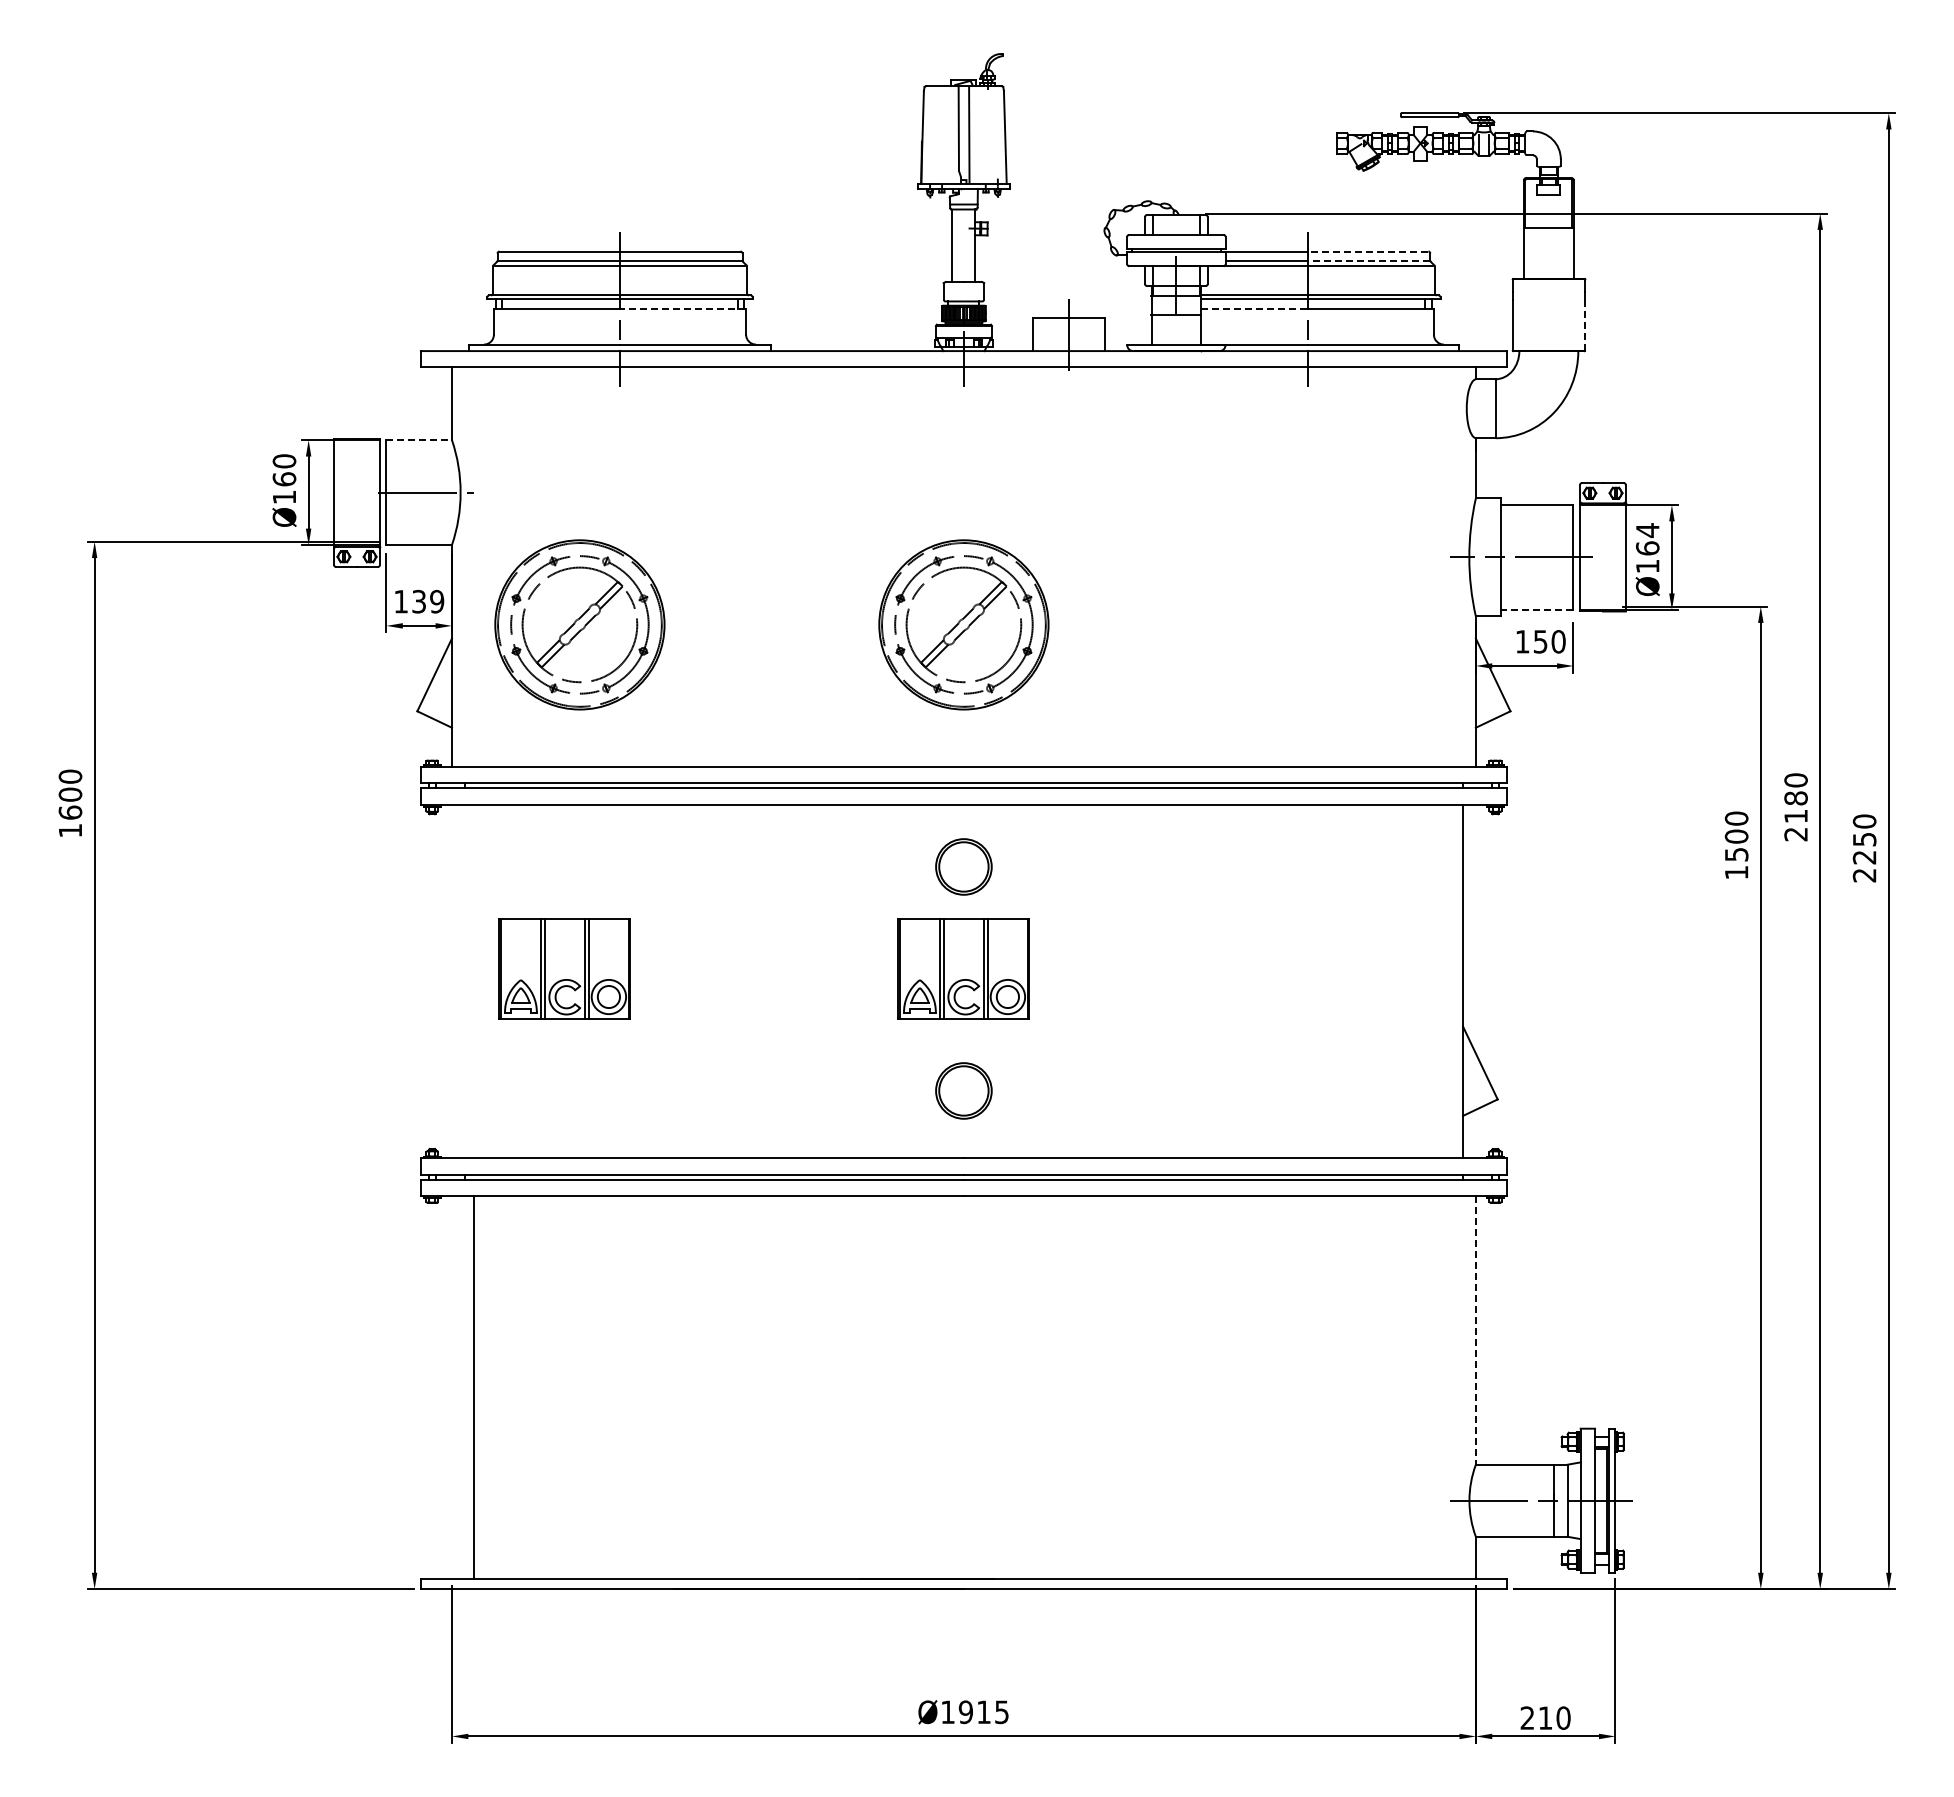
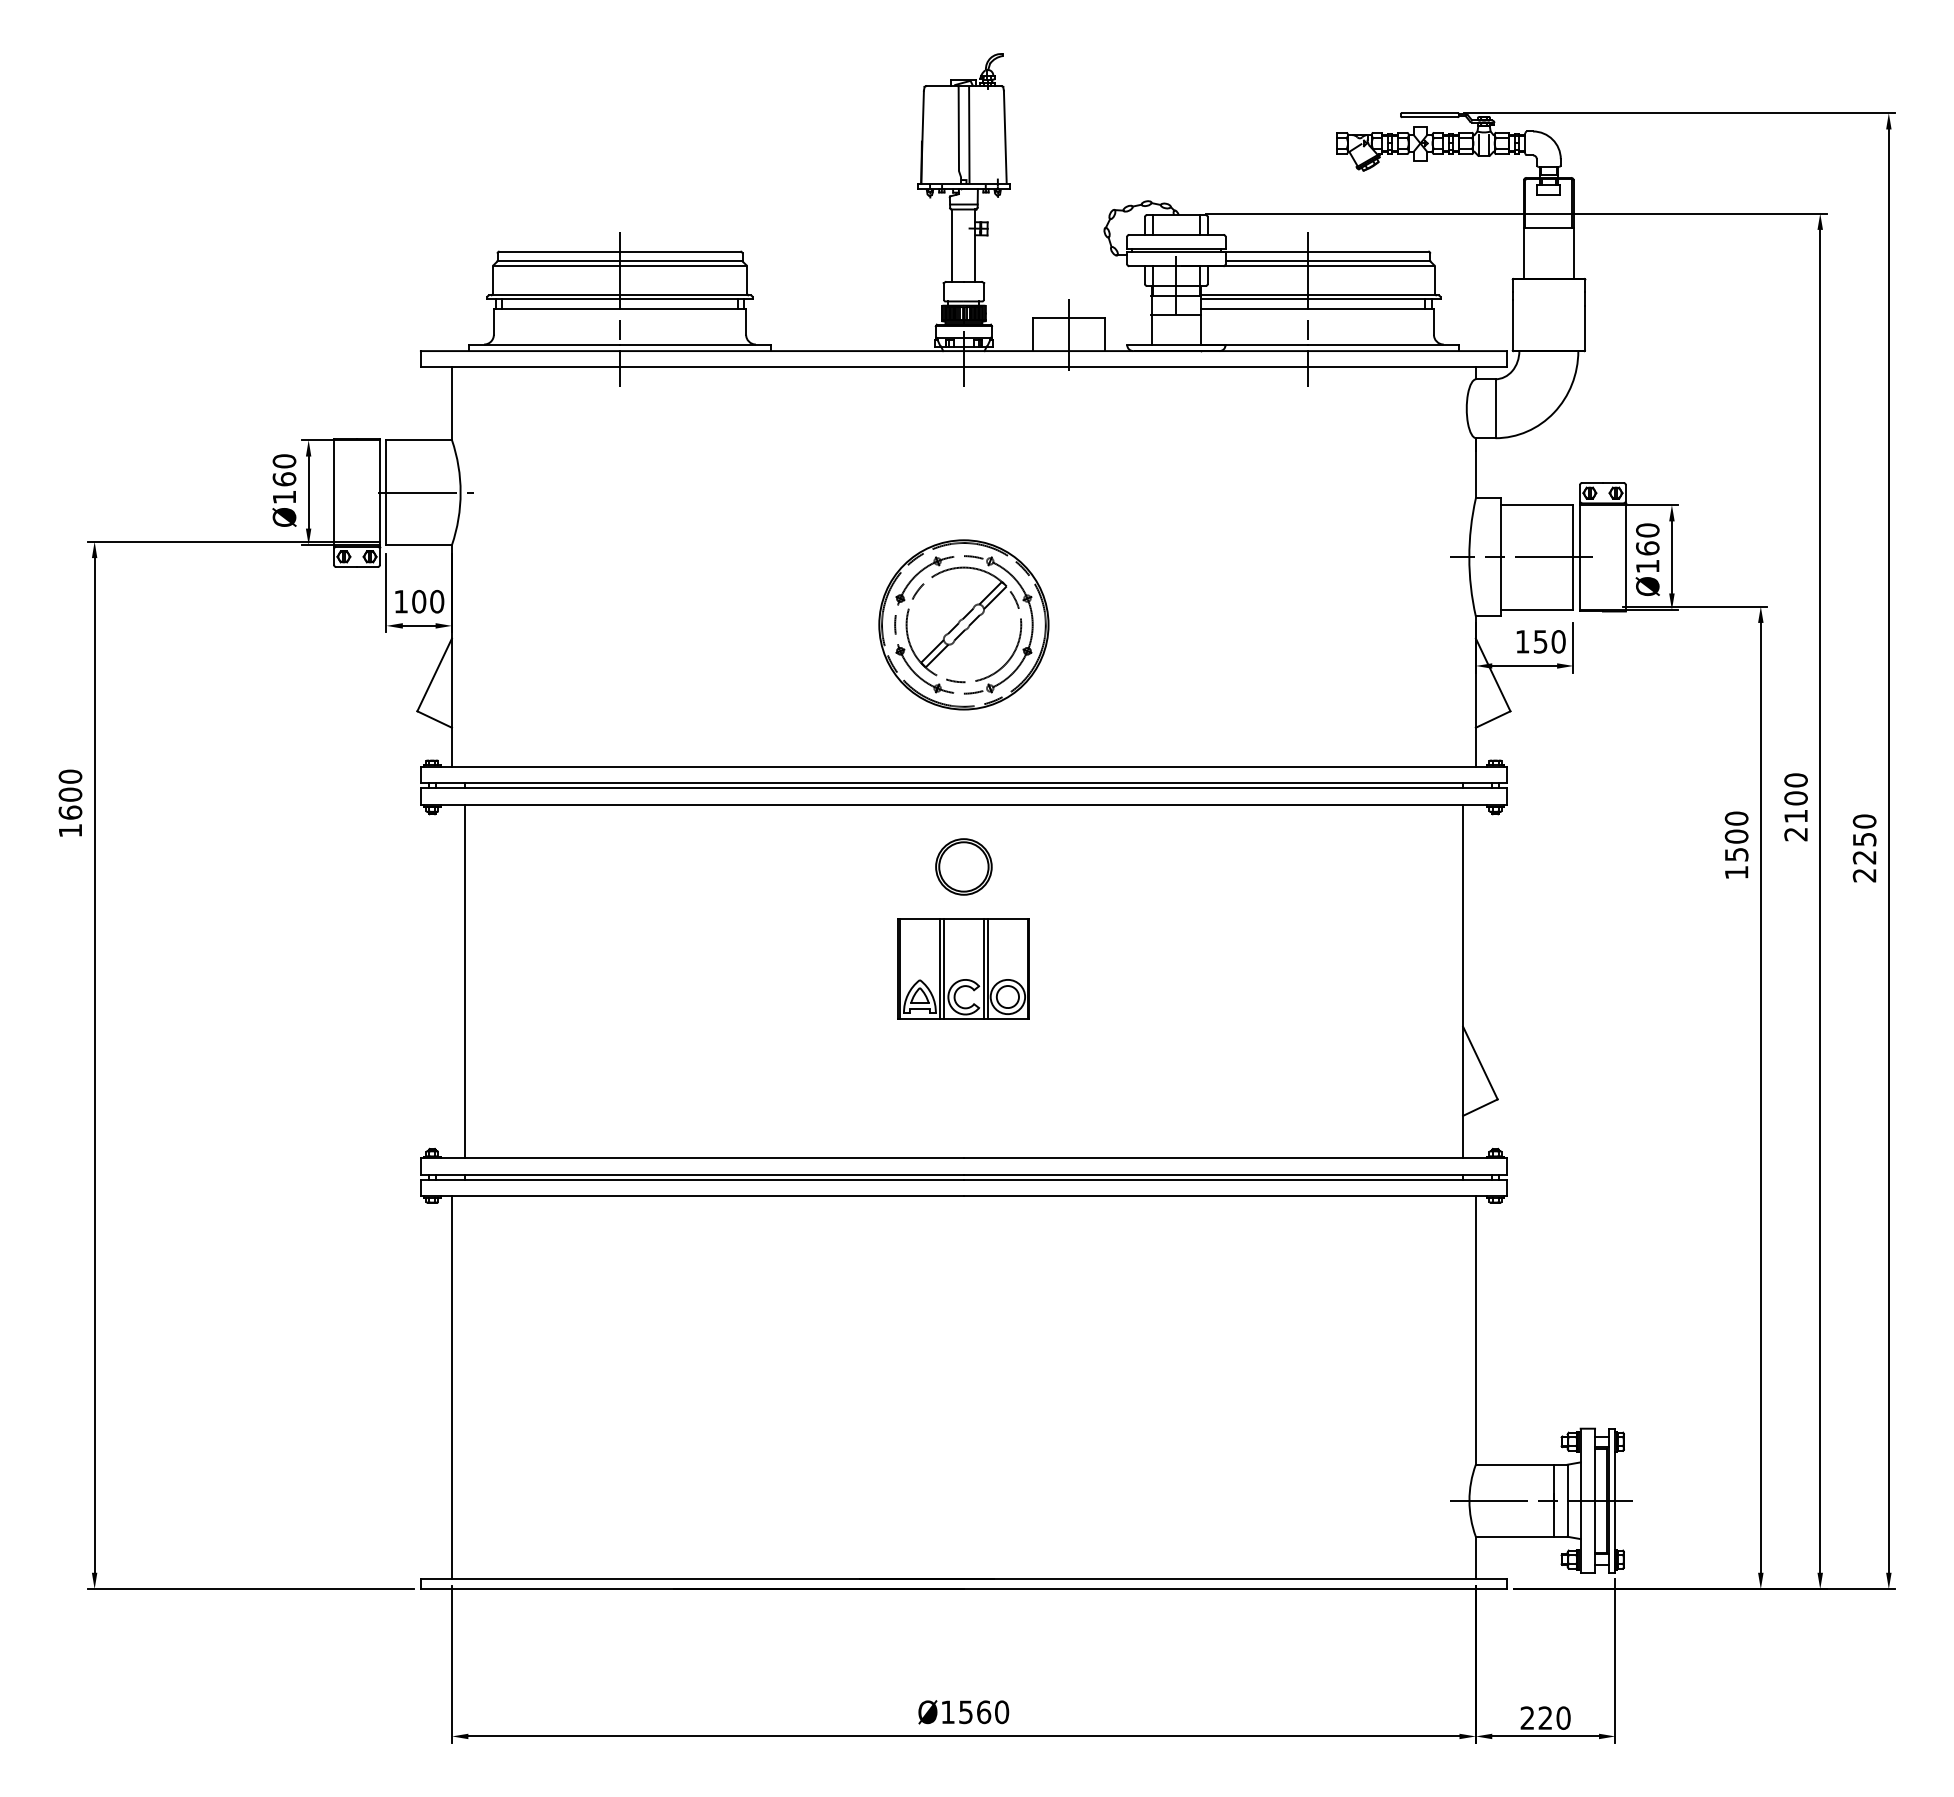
line: dashed -> solid (1367, 251)
line: dashed -> solid (1368, 261)
line: dashed -> solid (682, 309)
line: dashed -> solid (1255, 309)
line: dashed -> solid (1584, 327)
line: dashed -> solid (419, 440)
text: Ø164 -> Ø160 (1647, 530)
text: 139 -> 100 (428, 601)
line: dashed -> solid (1536, 609)
part: present -> none (579, 624)
text: 2180 -> 2100 (1795, 798)
part: present -> none (564, 968)
line: none -> present (464, 981)
part: present -> none (963, 1090)
line: dashed -> solid (1475, 1330)
line position: (473, 1387) -> (451, 1387) (451, 1387)
text: Ø1915 -> Ø1560 (983, 1712)
text: 210 -> 220 (1544, 1717)
